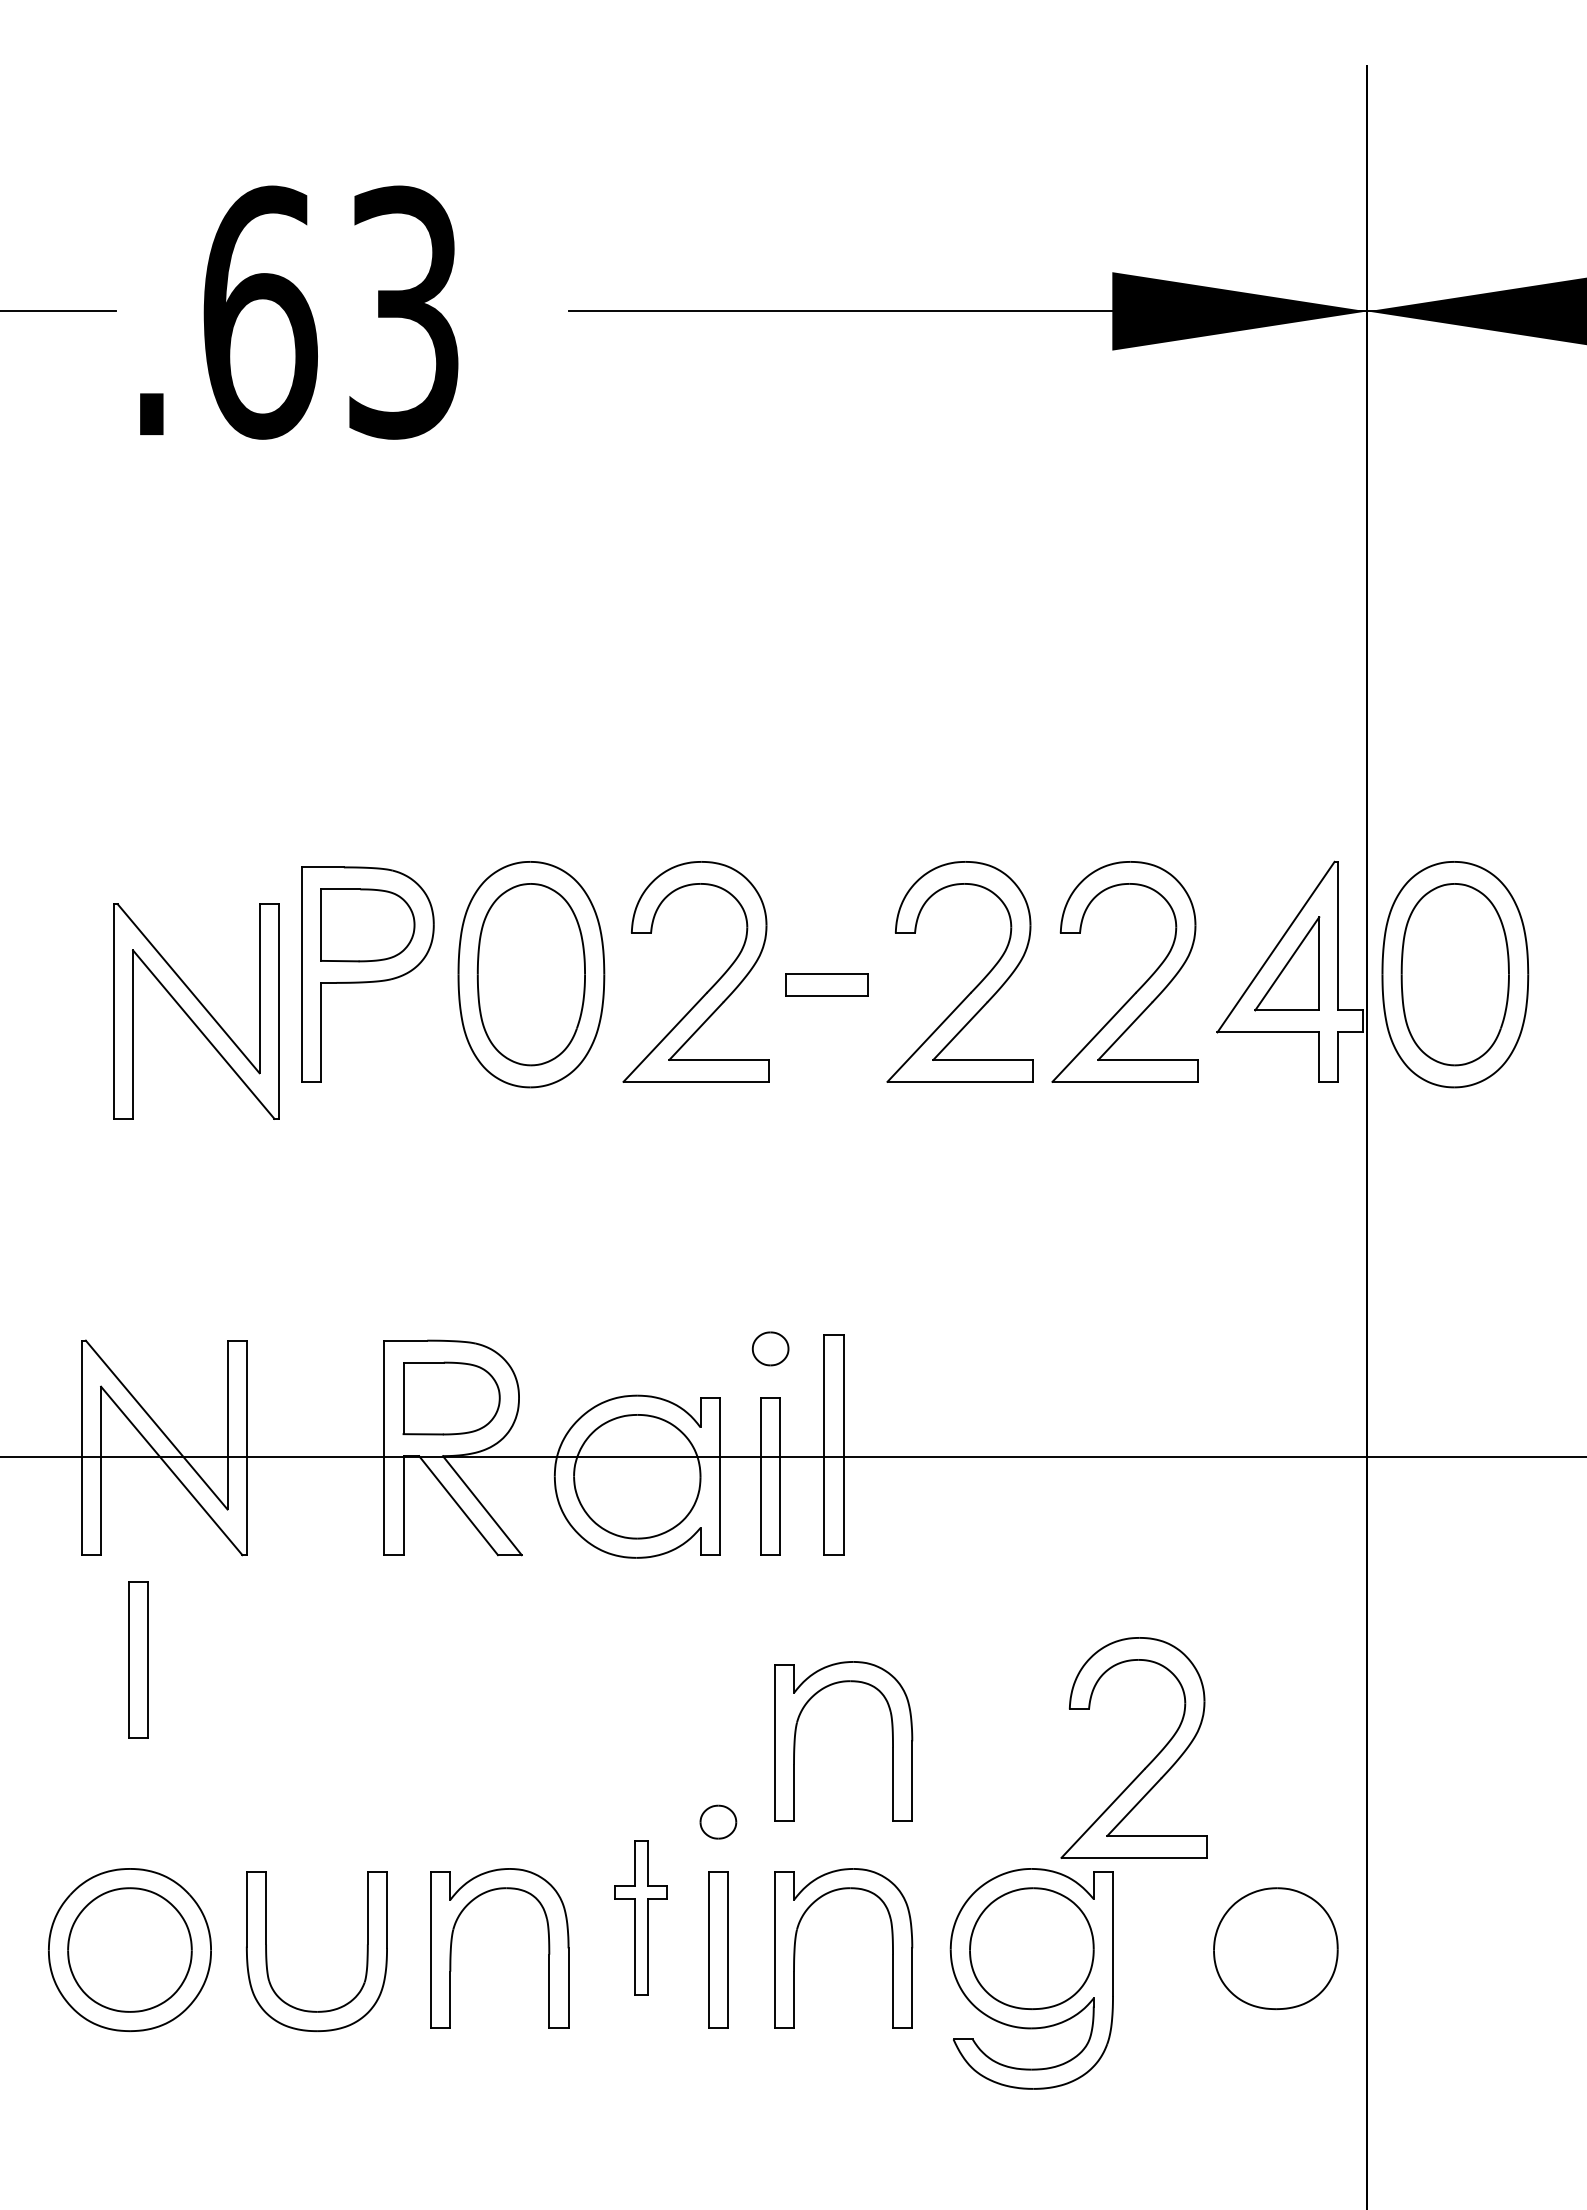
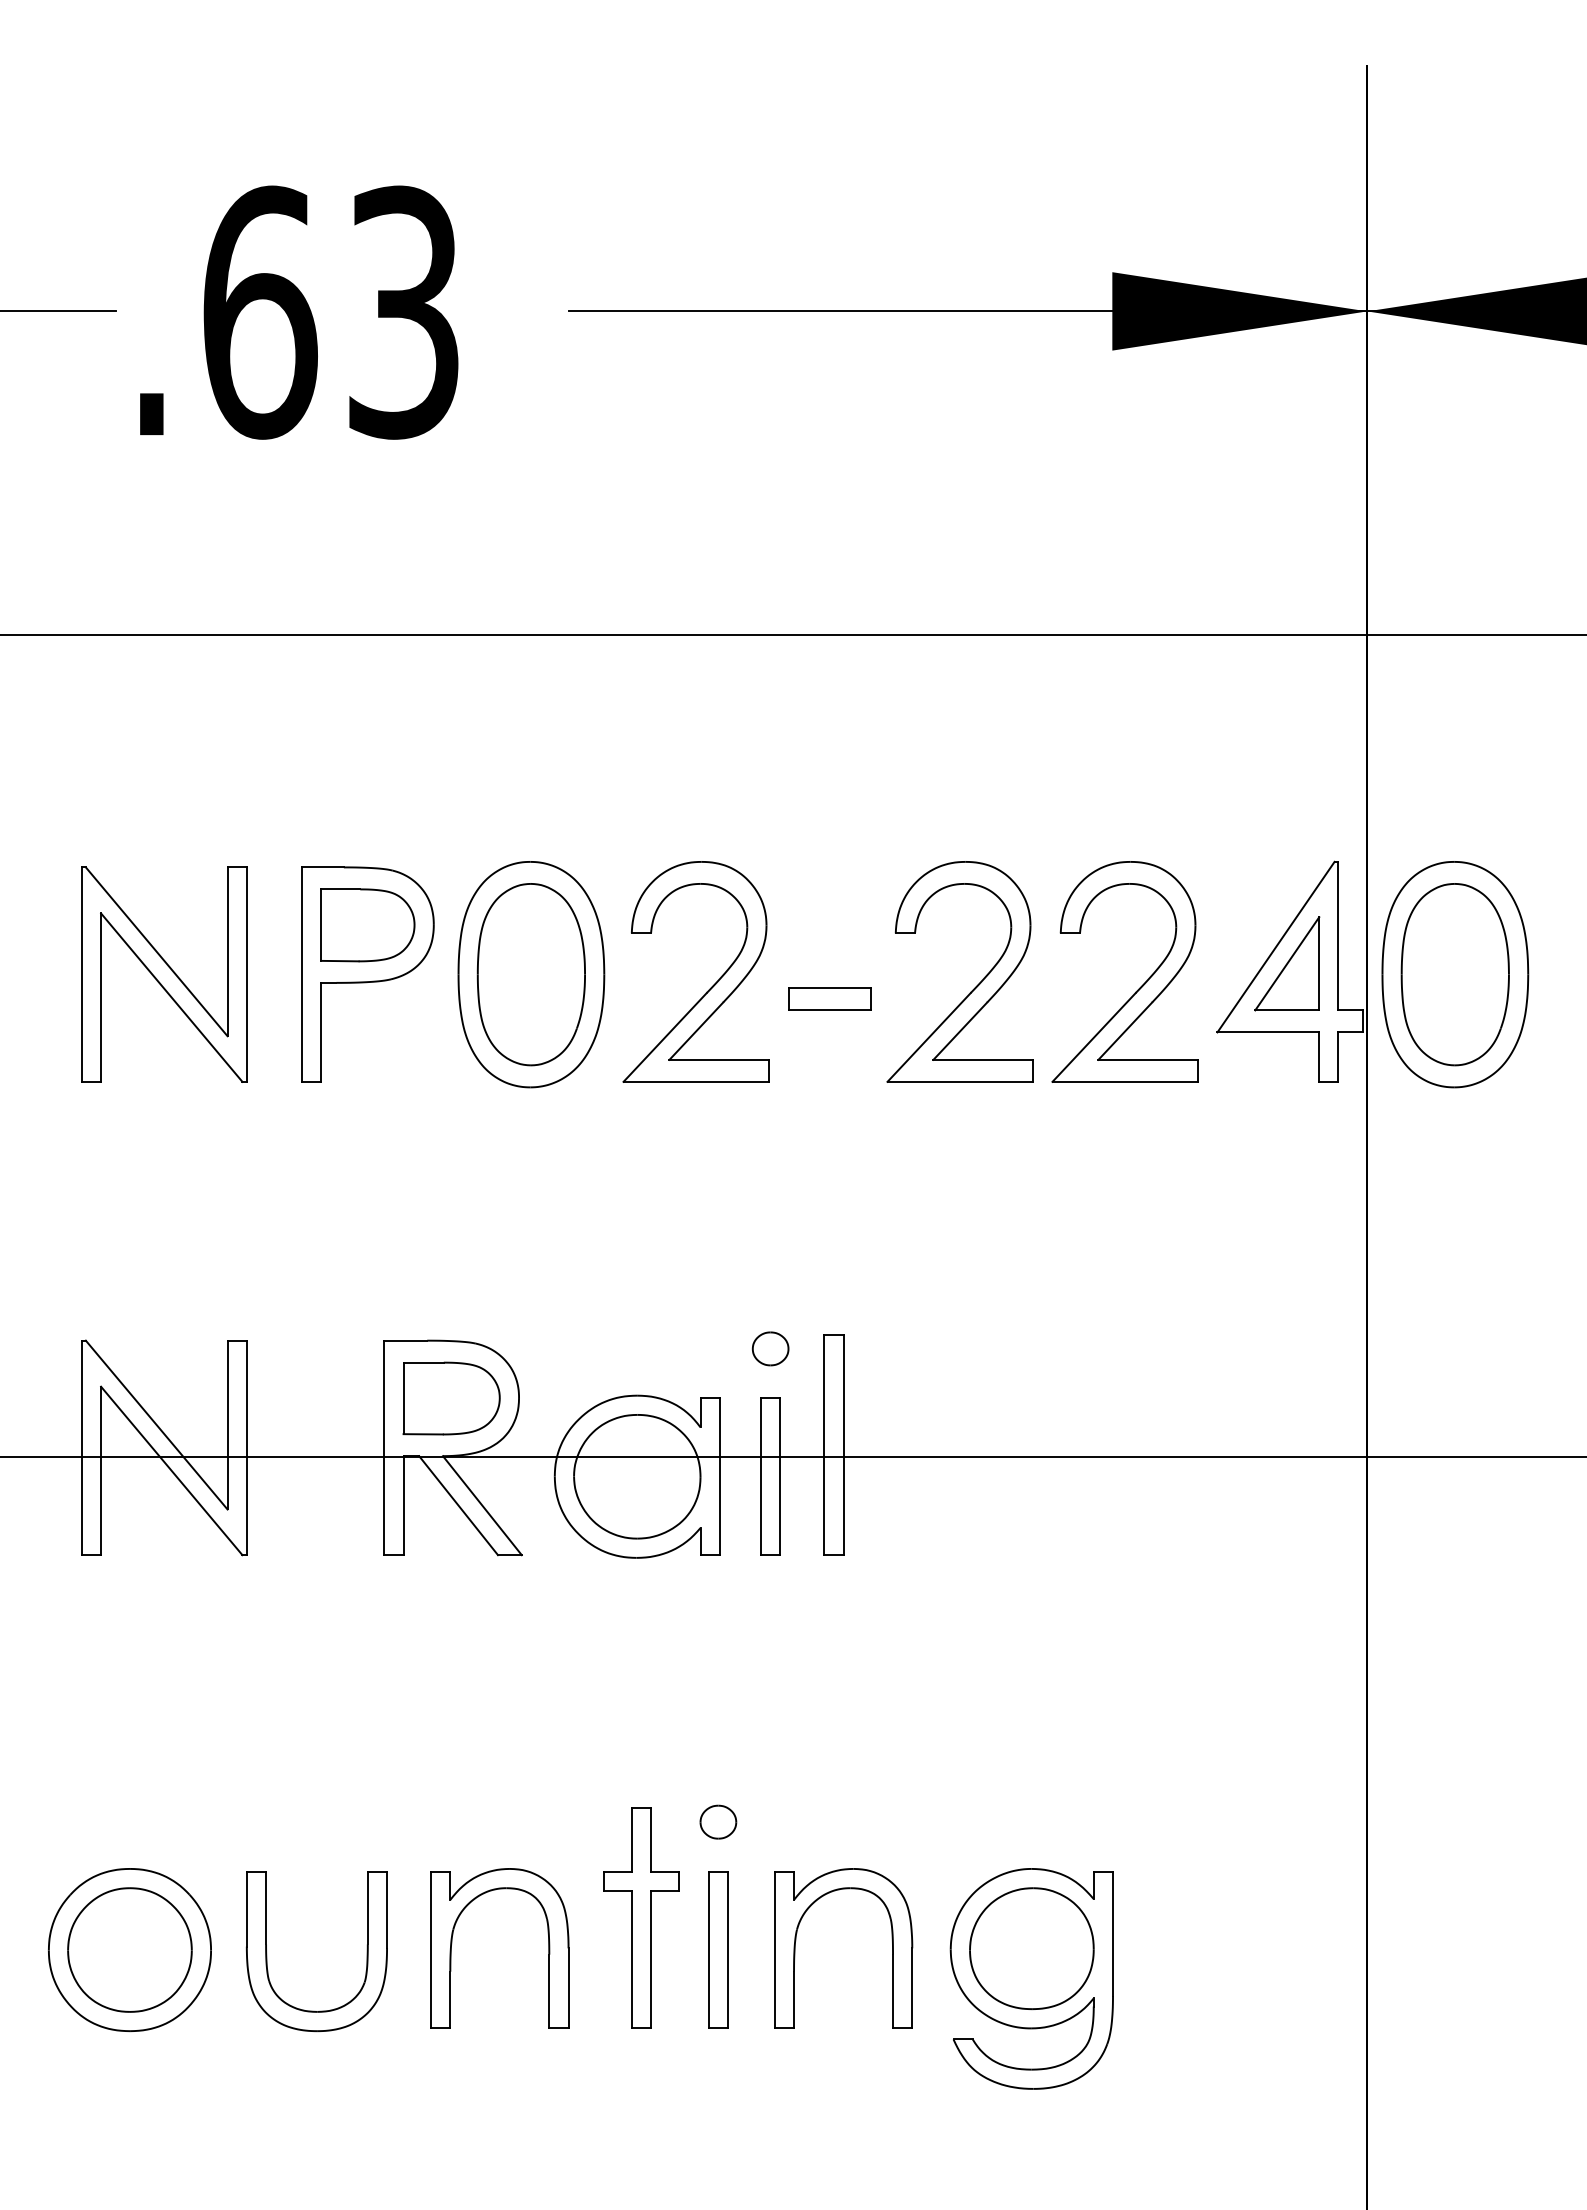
line: none -> present (792, 635)
part position: (826, 984) -> (829, 998) (829, 998)
part position: (196, 1011) -> (164, 974) (164, 974)
part: present -> none (138, 1659)
part: present -> none (796, 1733)
part: present -> none (1149, 1762)
part size: 54x156 px -> 77x222 px (641, 1917)
part: present -> none (1275, 1948)
